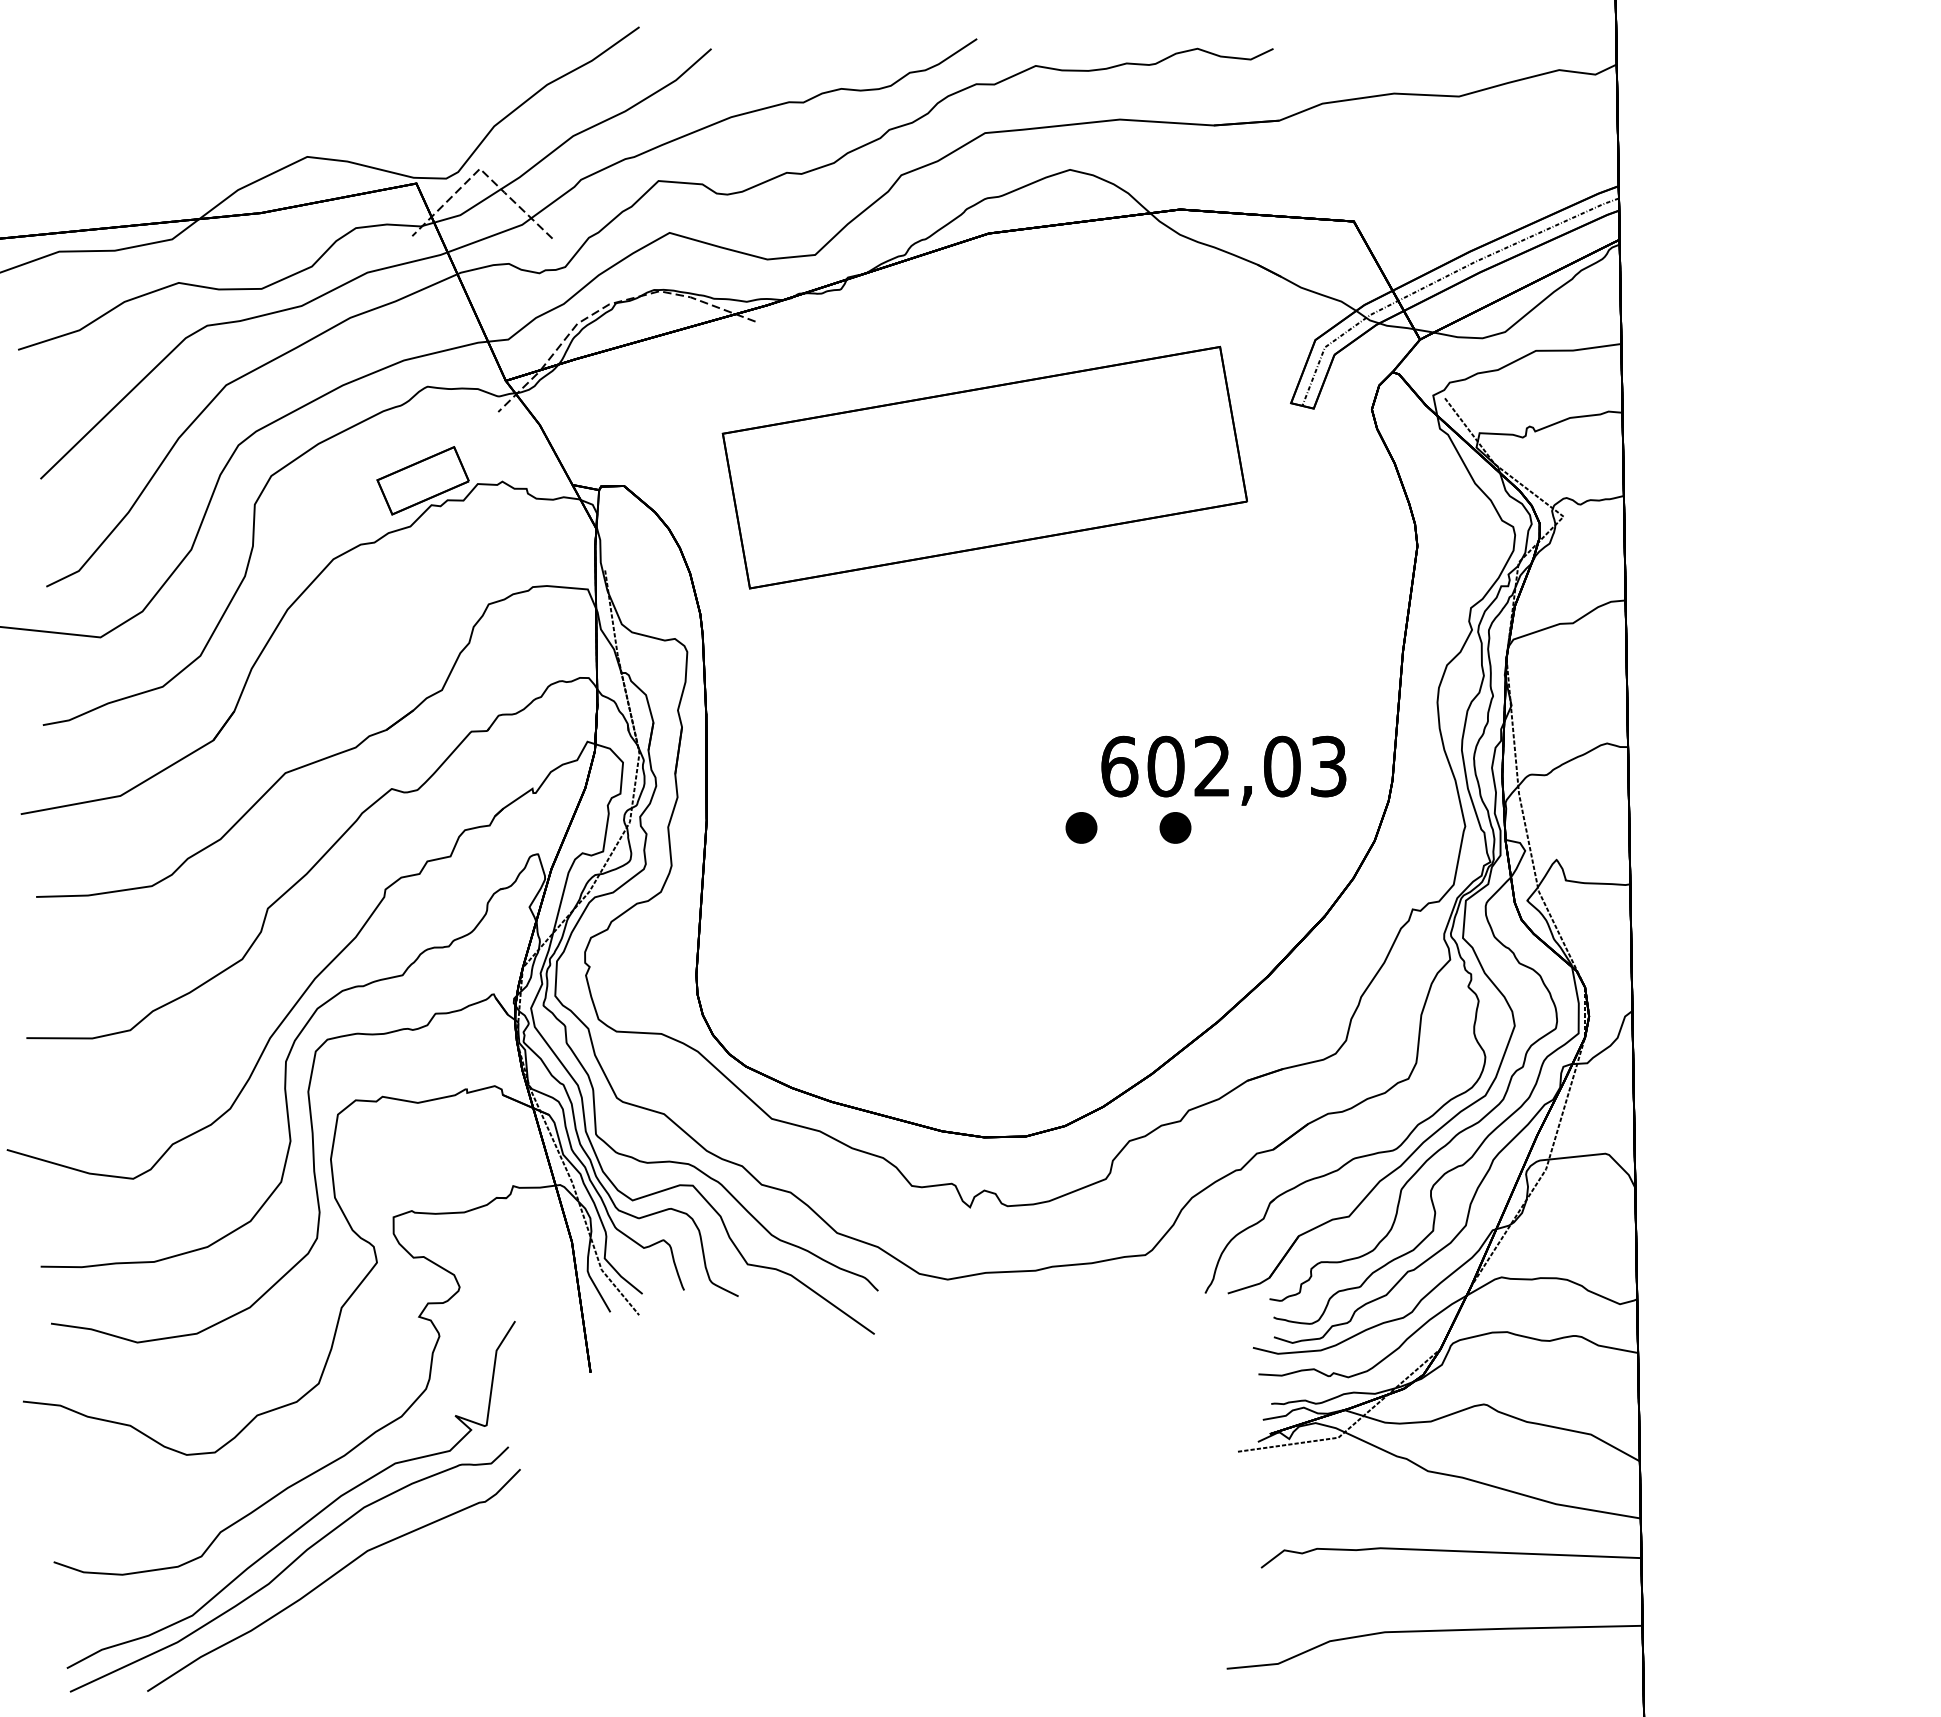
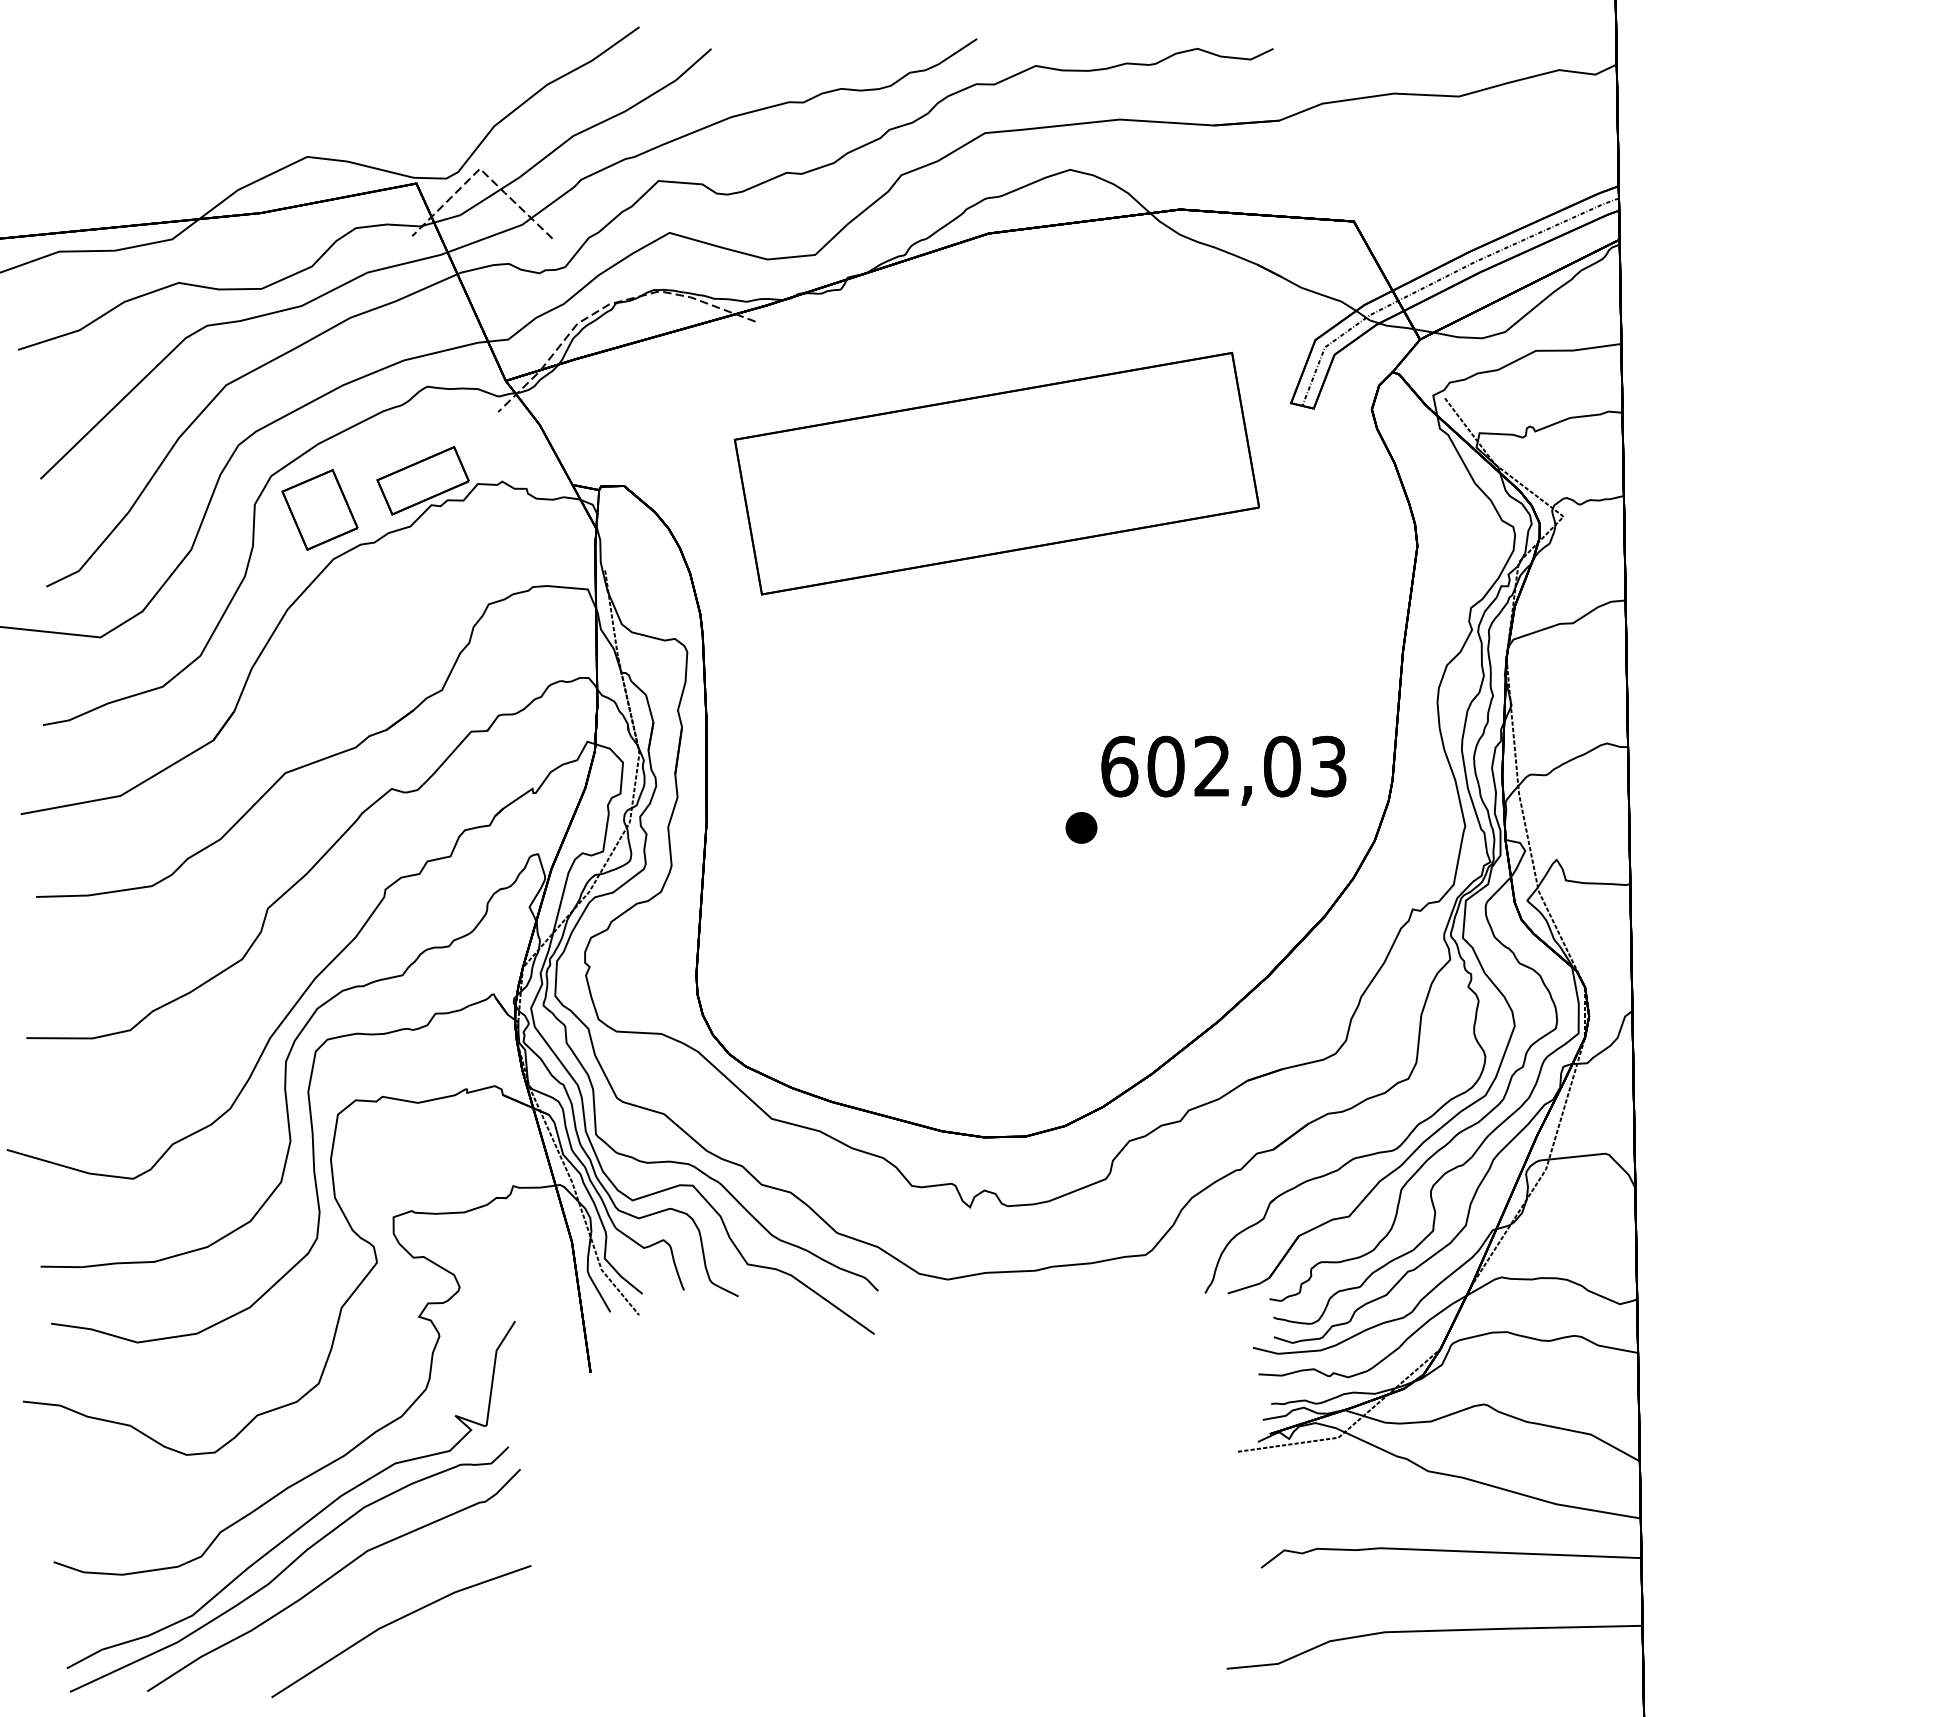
part position: (984, 467) -> (996, 473) (996, 473)
part: none -> present (319, 509)
part: present -> none (1175, 827)
line: none -> present (396, 1621)
